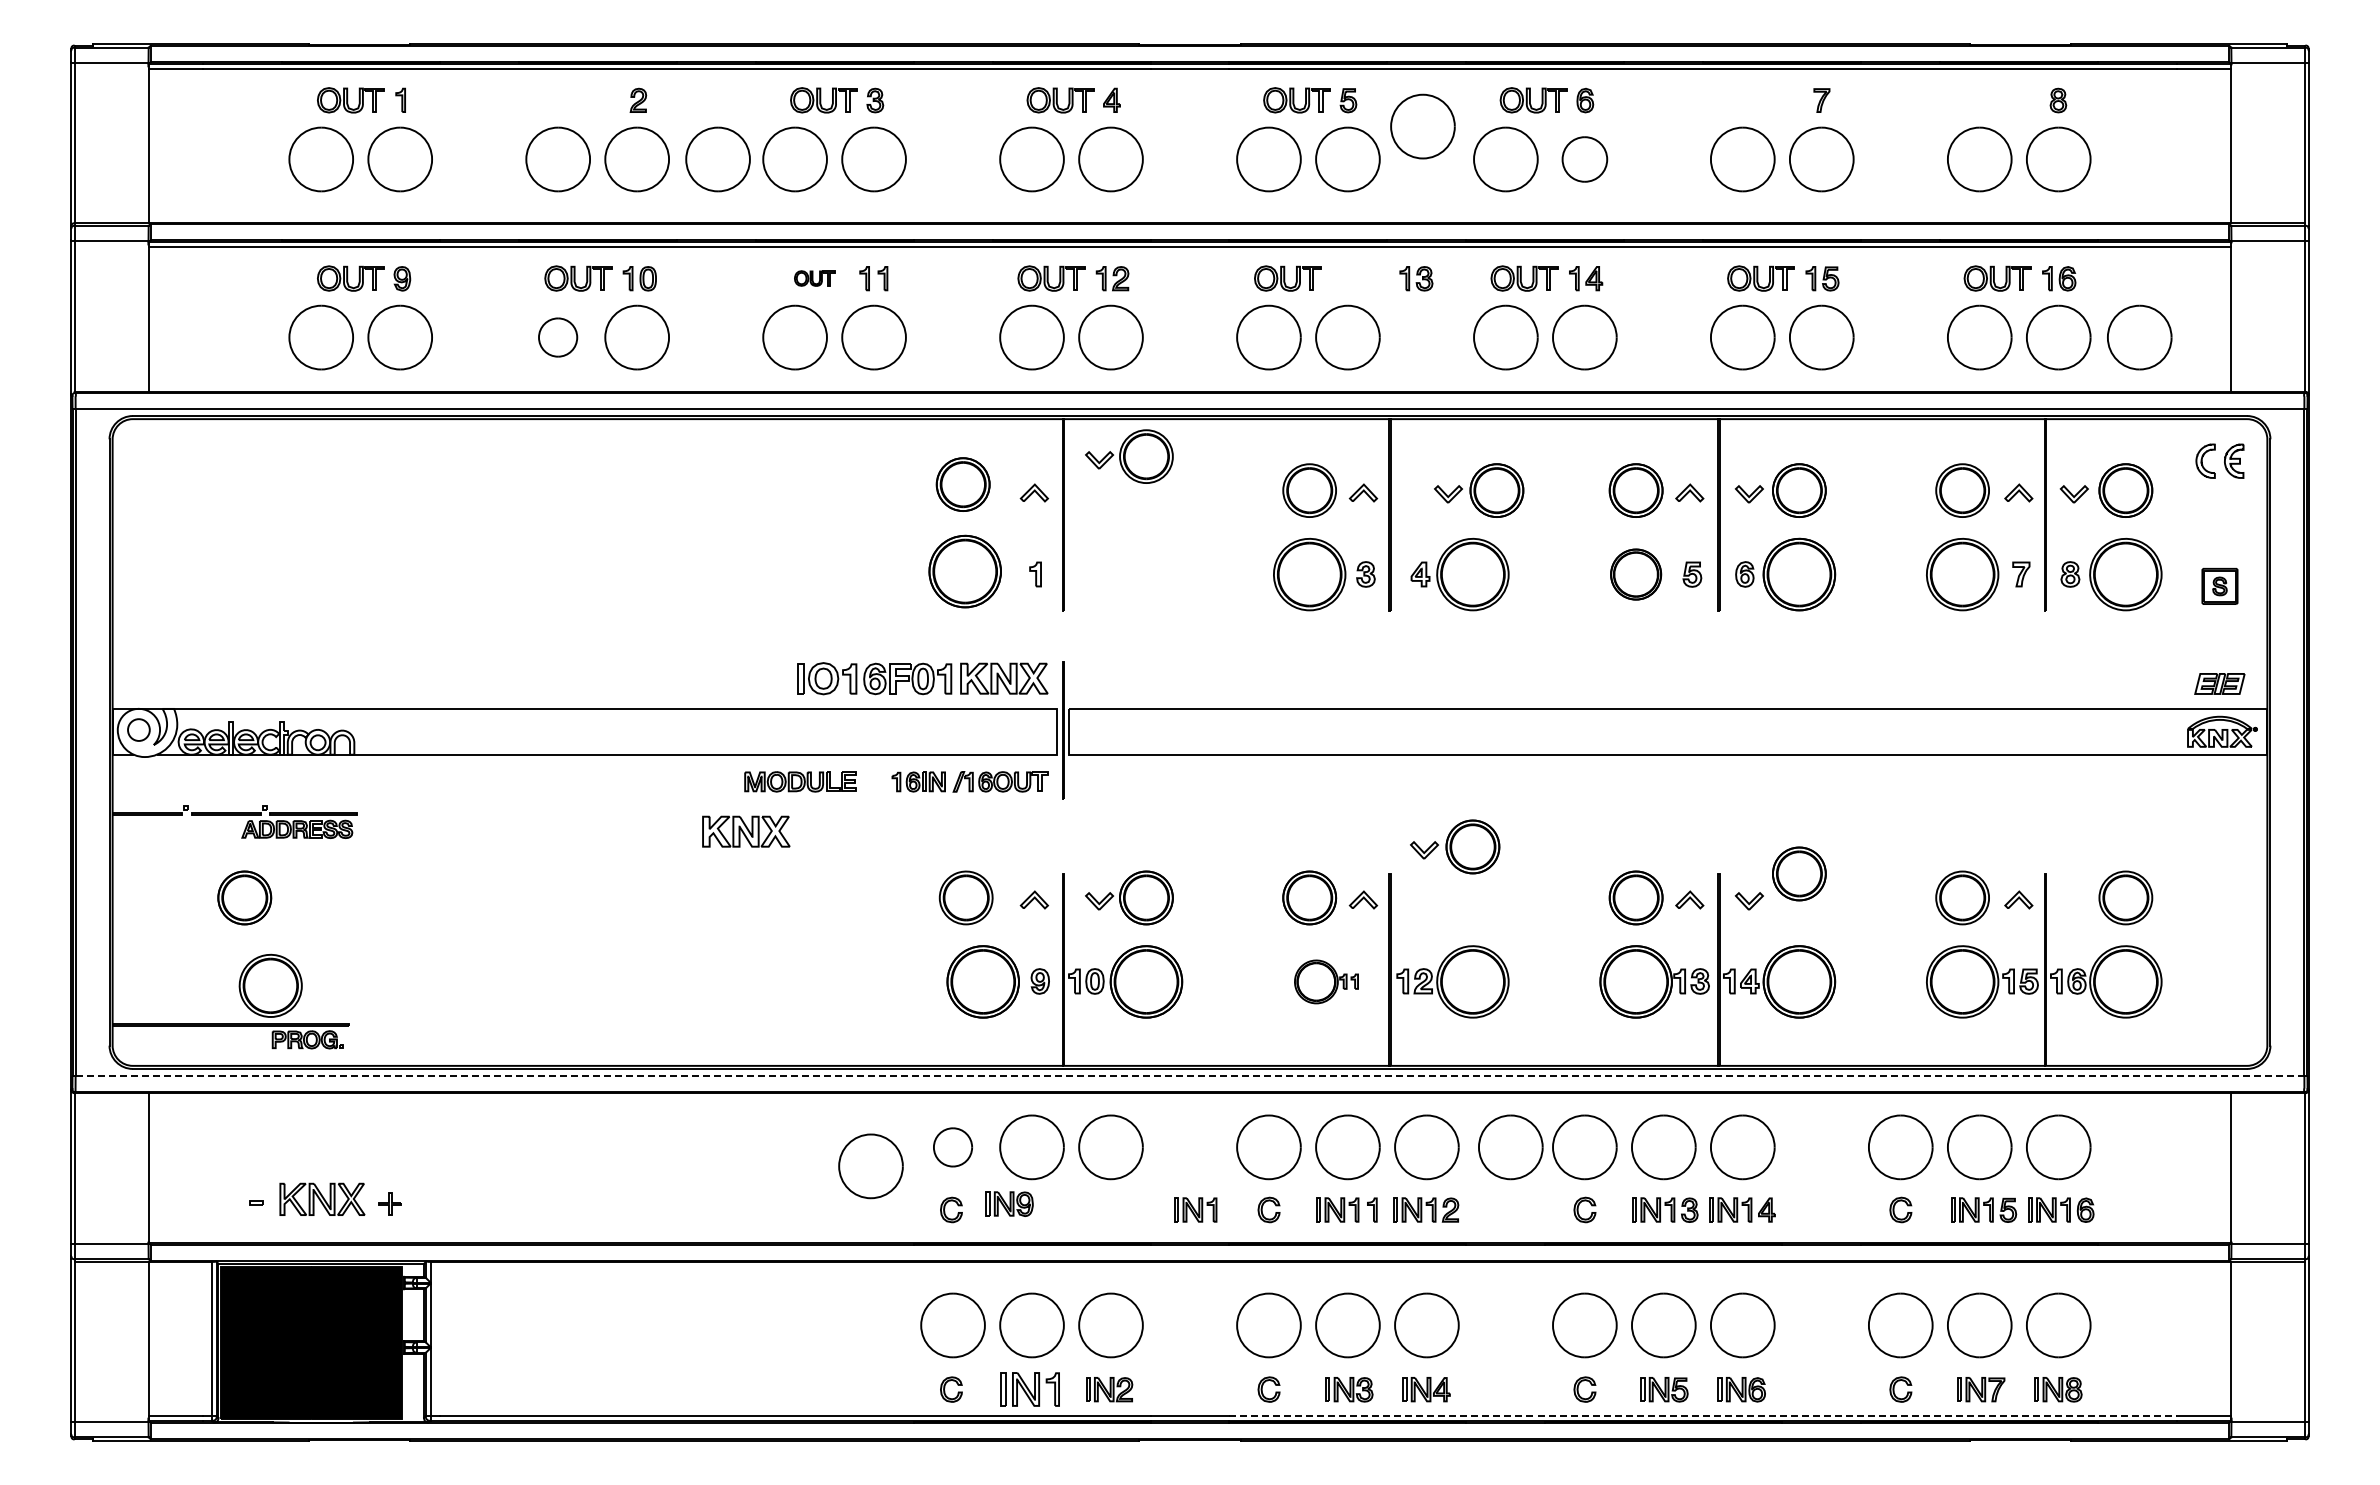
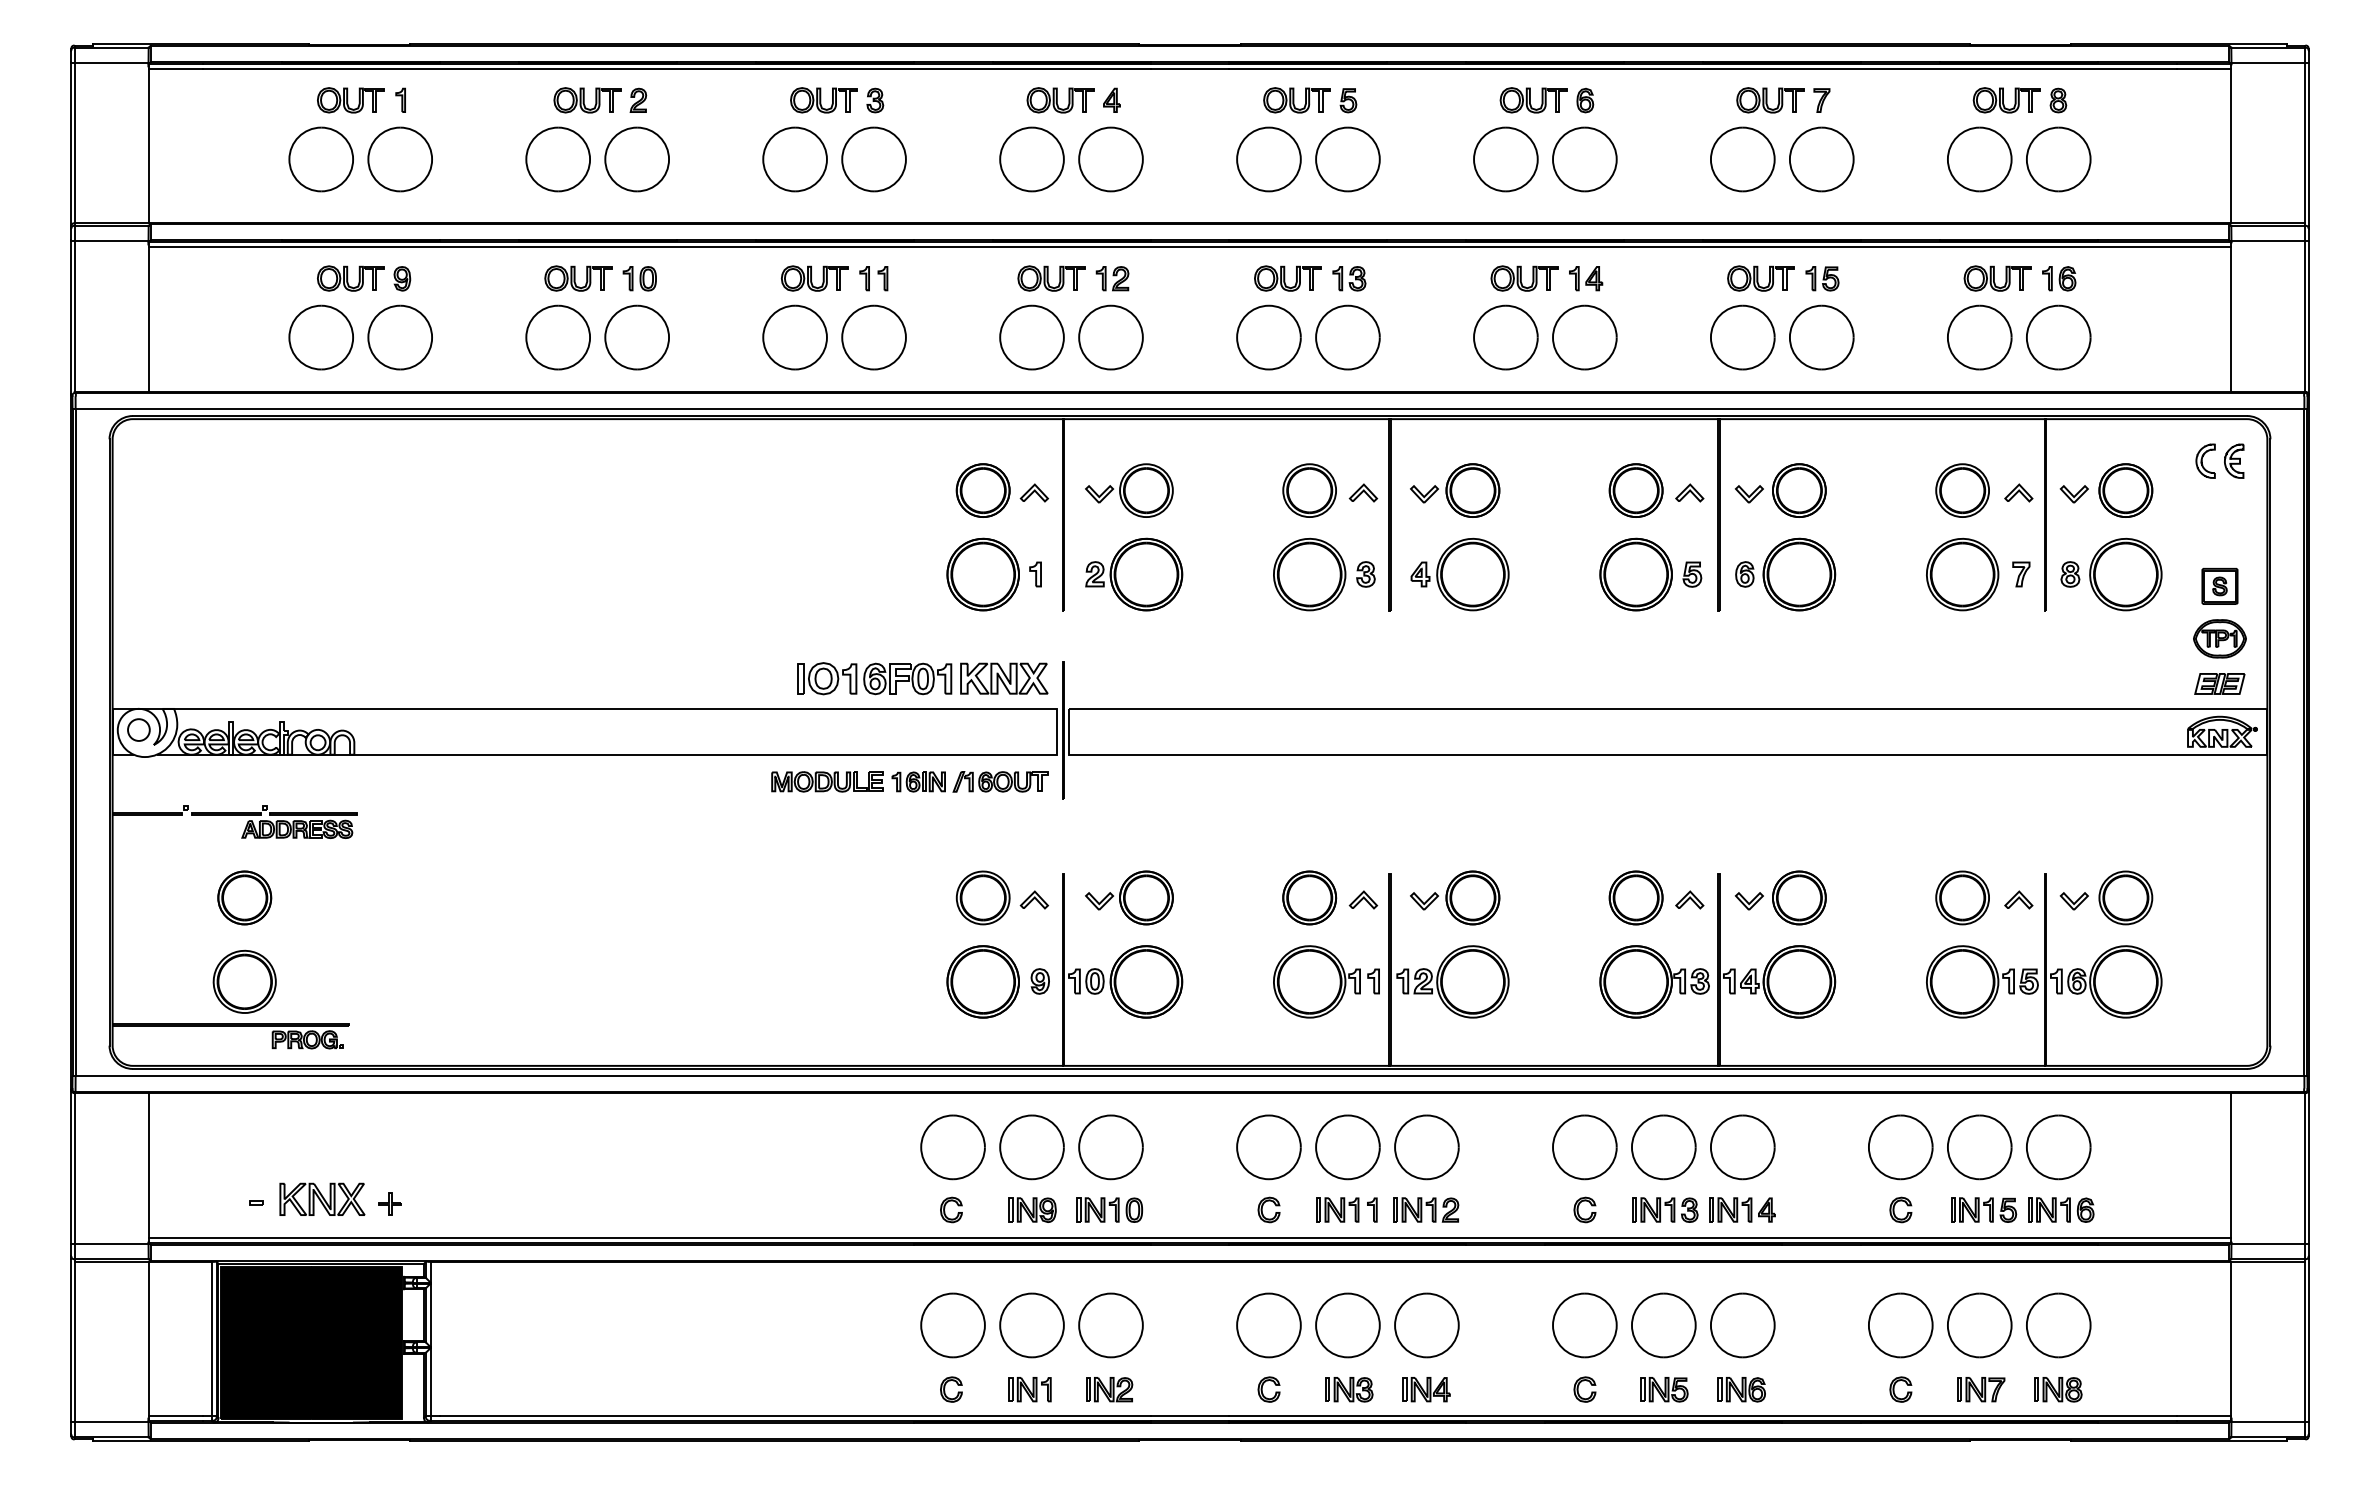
part: none -> present (587, 100)
part: none -> present (1770, 100)
part: none -> present (2006, 100)
part: present -> none (1422, 126)
part: present -> none (717, 159)
part size: 48x47 px -> 66x67 px (1584, 159)
part size: 42x17 px -> 69x27 px (814, 278)
part position: (1416, 278) -> (1349, 278) (1349, 278)
part size: 41x41 px -> 66x67 px (557, 337)
part: present -> none (2139, 337)
part position: (1129, 456) -> (1129, 490) (1129, 490)
part position: (962, 484) -> (982, 490) (982, 490)
part position: (1479, 490) -> (1455, 490) (1455, 490)
part position: (964, 571) -> (982, 574) (982, 574)
part: none -> present (1134, 574)
part size: 53x53 px -> 74x75 px (1635, 574)
part: none -> present (2219, 638)
part position: (800, 781) -> (827, 781) (827, 781)
part: present -> none (746, 831)
part position: (1455, 846) -> (1455, 897) (1455, 897)
part position: (1799, 873) -> (1799, 897) (1799, 897)
part position: (965, 897) -> (982, 897) (982, 897)
part: none -> present (2073, 901)
part size: 65x46 px -> 107x74 px (1326, 981)
part position: (270, 985) -> (244, 981) (244, 981)
line: dashed -> solid (1190, 1076)
part size: 40x41 px -> 66x67 px (952, 1147)
part: present -> none (1510, 1147)
part: present -> none (870, 1166)
part position: (1009, 1203) -> (1032, 1209) (1032, 1209)
part: none -> present (1109, 1209)
part: present -> none (1195, 1209)
line: none -> present (1189, 1237)
part size: 60x35 px -> 44x26 px (1029, 1389)
line: dashed -> solid (1703, 1416)
